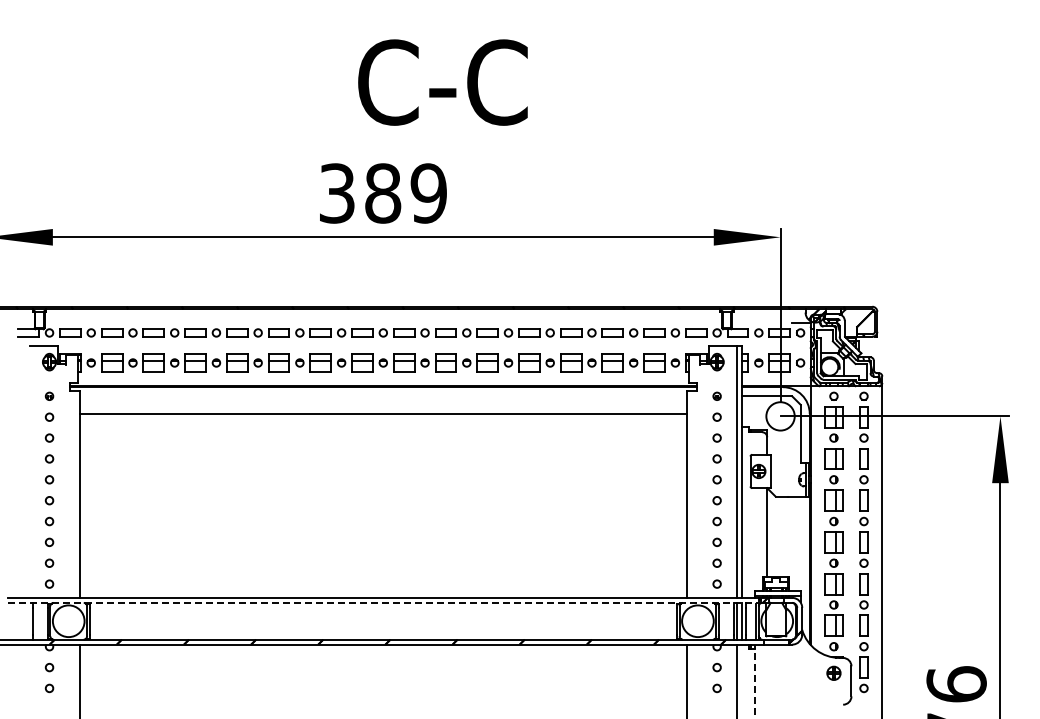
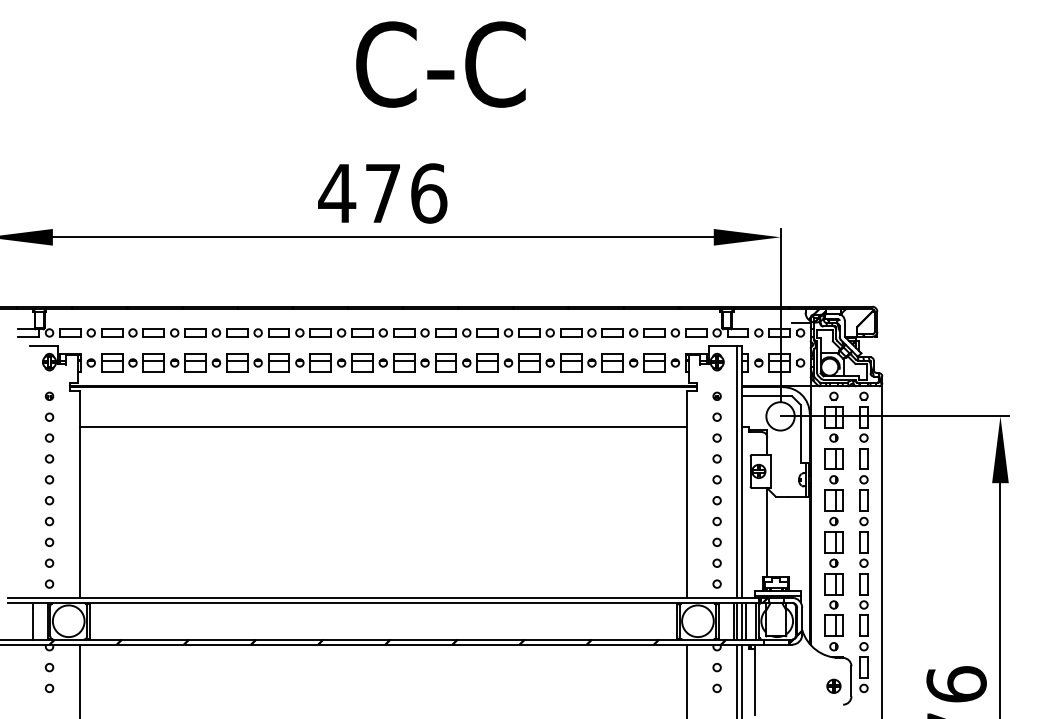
text position: (442, 82) -> (440, 64) (440, 64)
text: 389 -> 476 (382, 193)
line position: (383, 414) -> (383, 427) (383, 427)
line: dashed -> solid (383, 602)
part position: (833, 672) -> (833, 685) (833, 685)
line: none -> present (742, 679)
line: dashed -> solid (754, 679)
